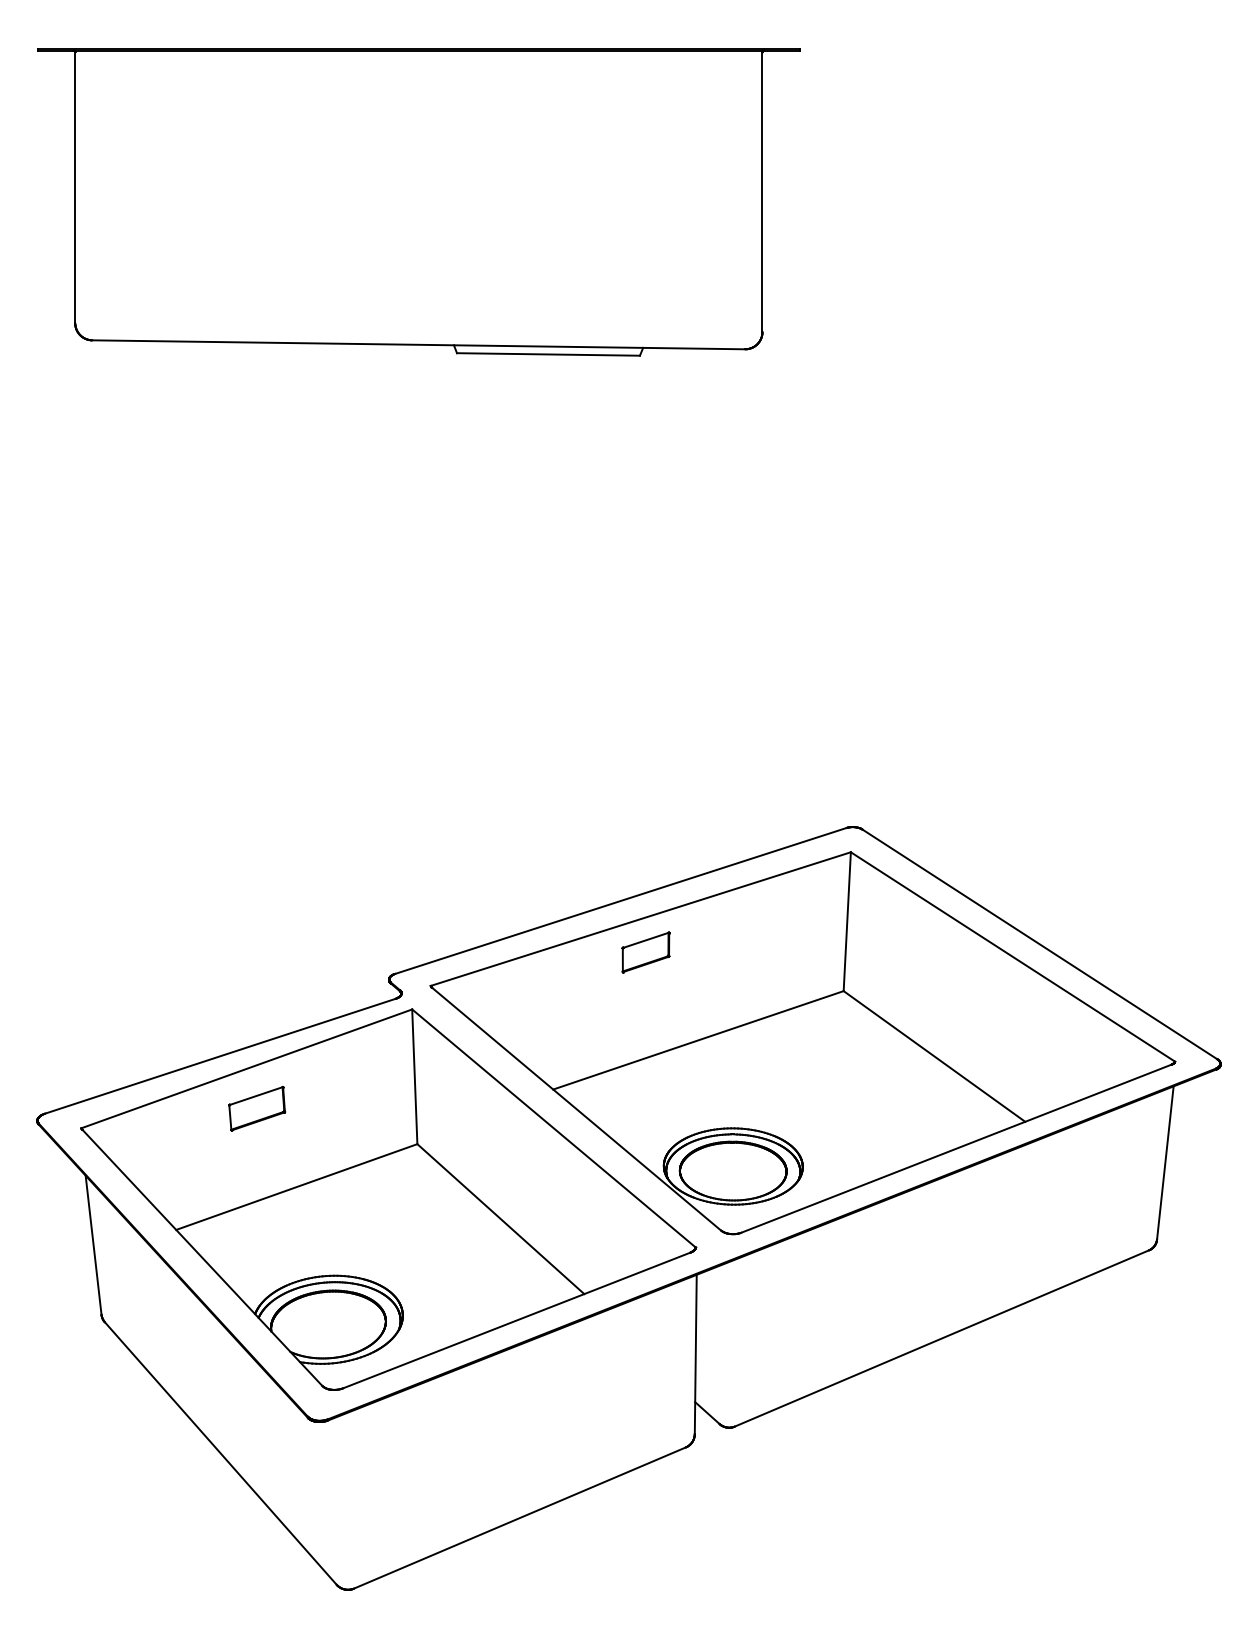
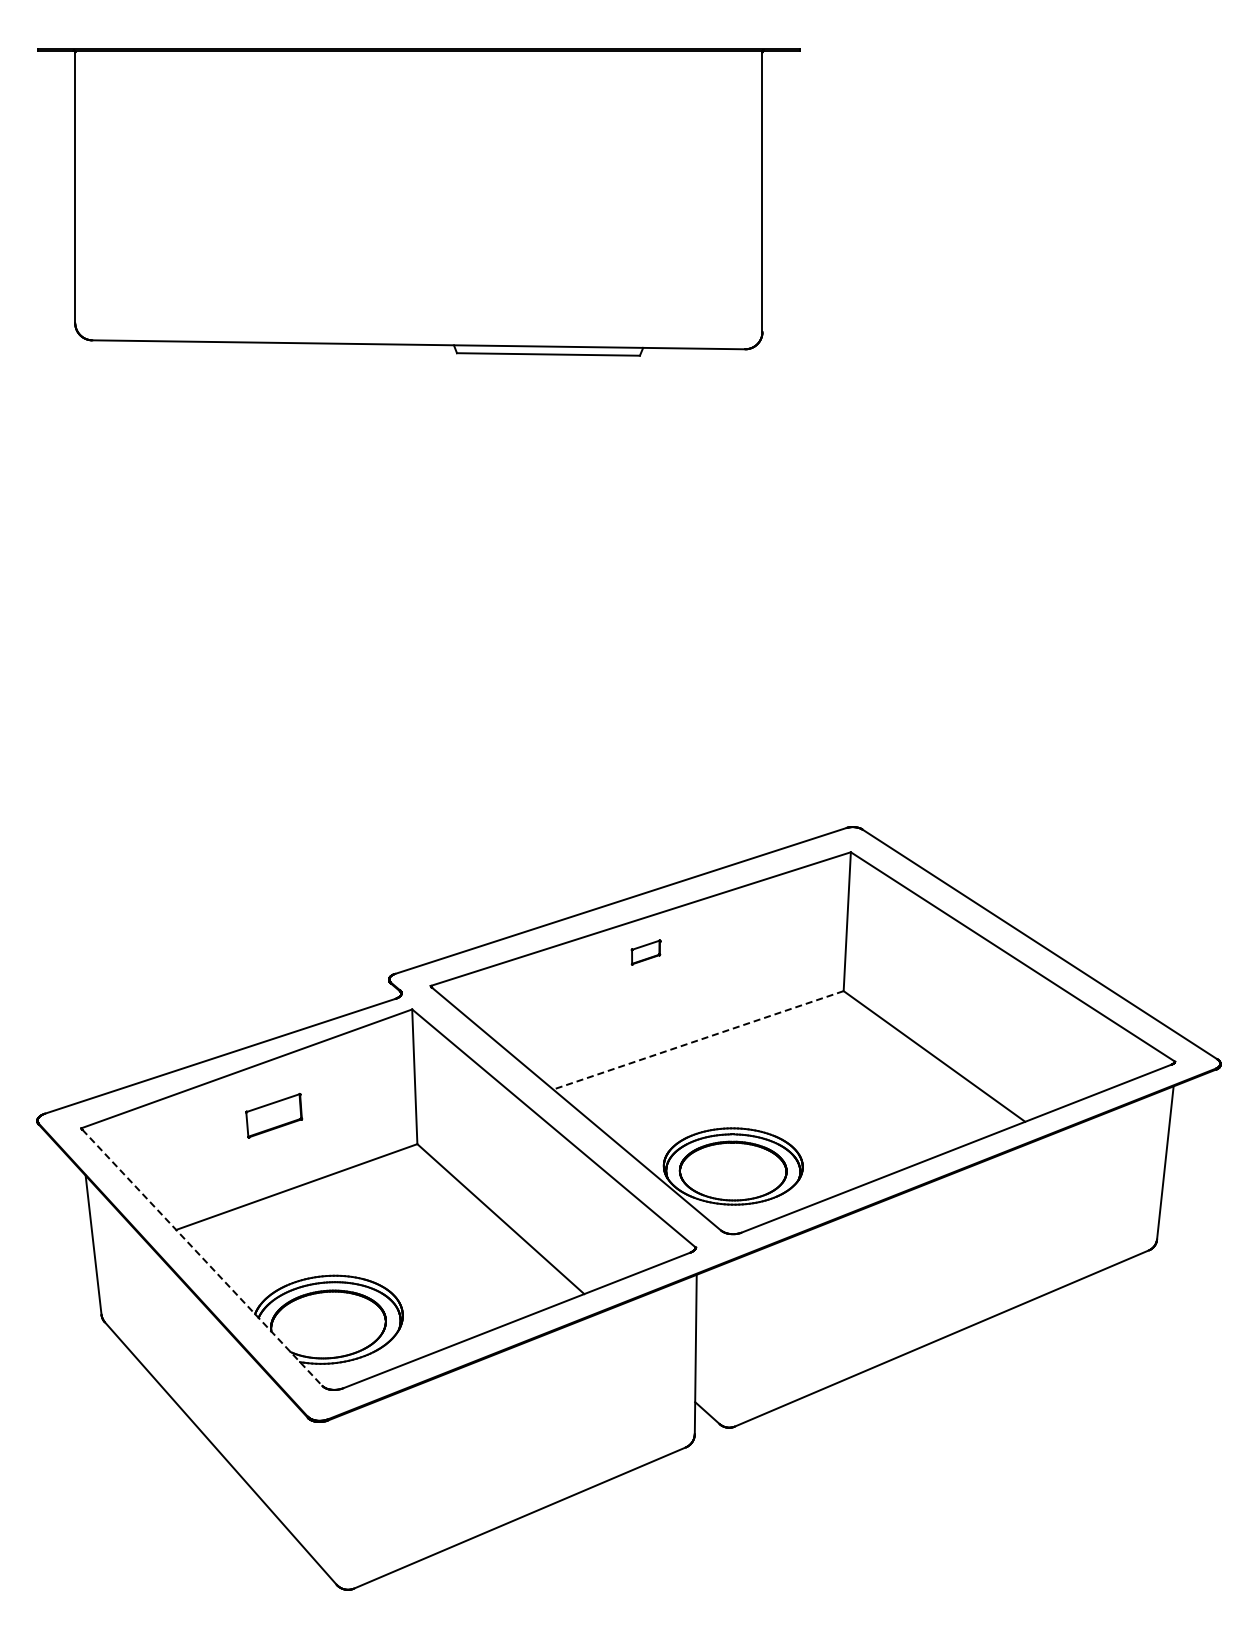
part size: 50x43 px -> 32x27 px (645, 952)
line: solid -> dashed (697, 1040)
part position: (257, 1108) -> (274, 1115) (274, 1115)
line: solid -> dashed (202, 1257)
